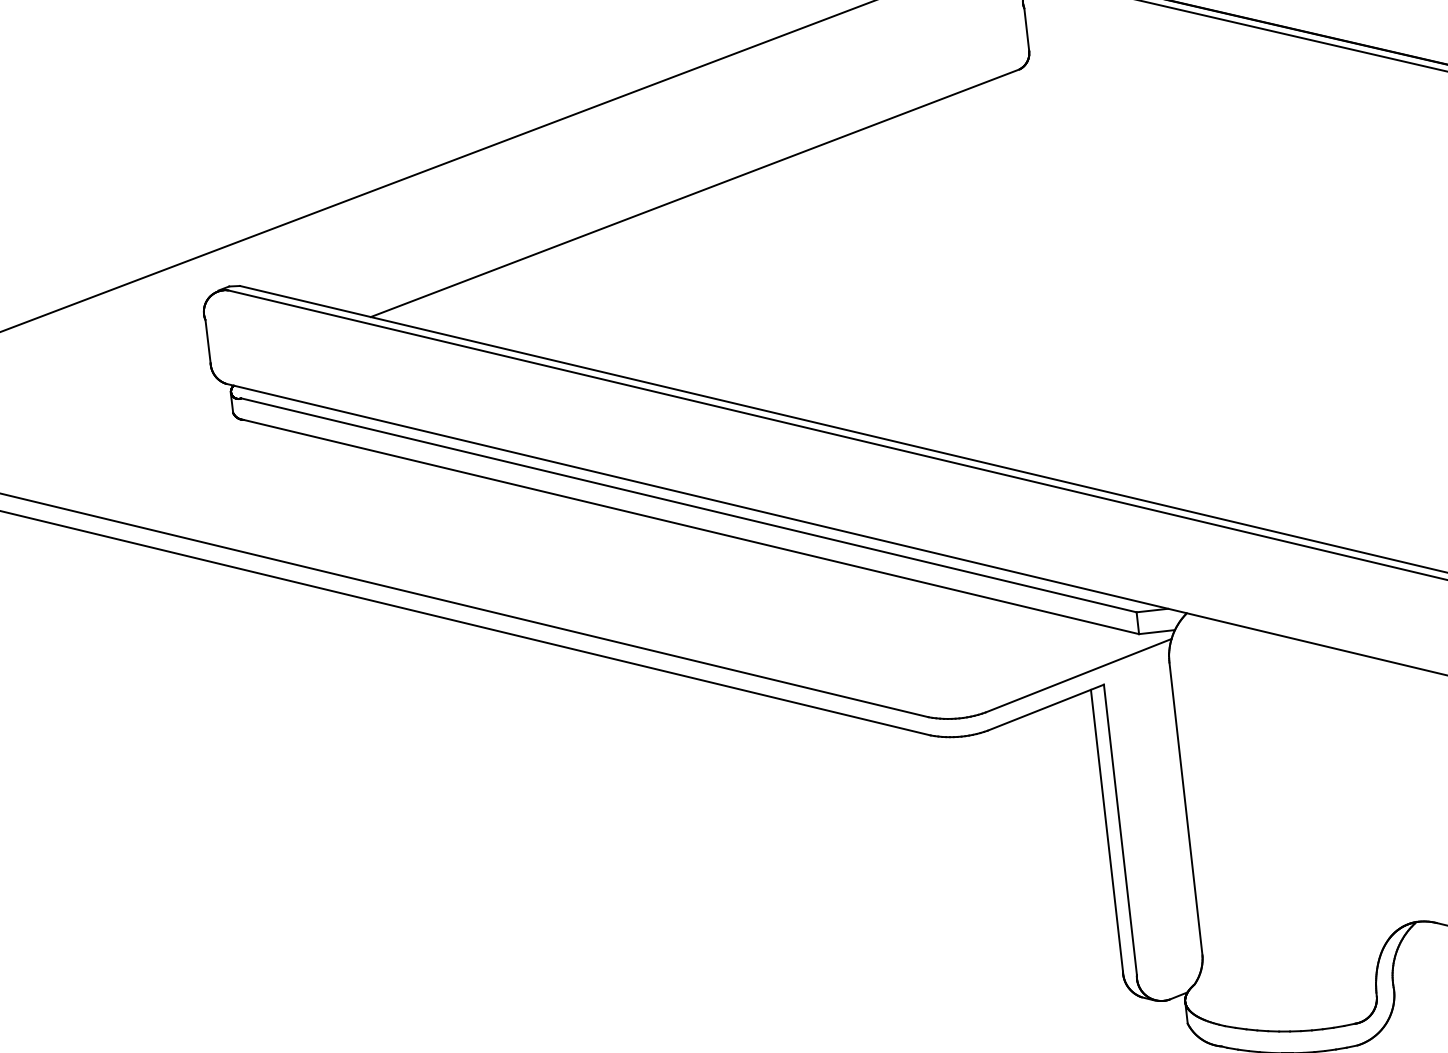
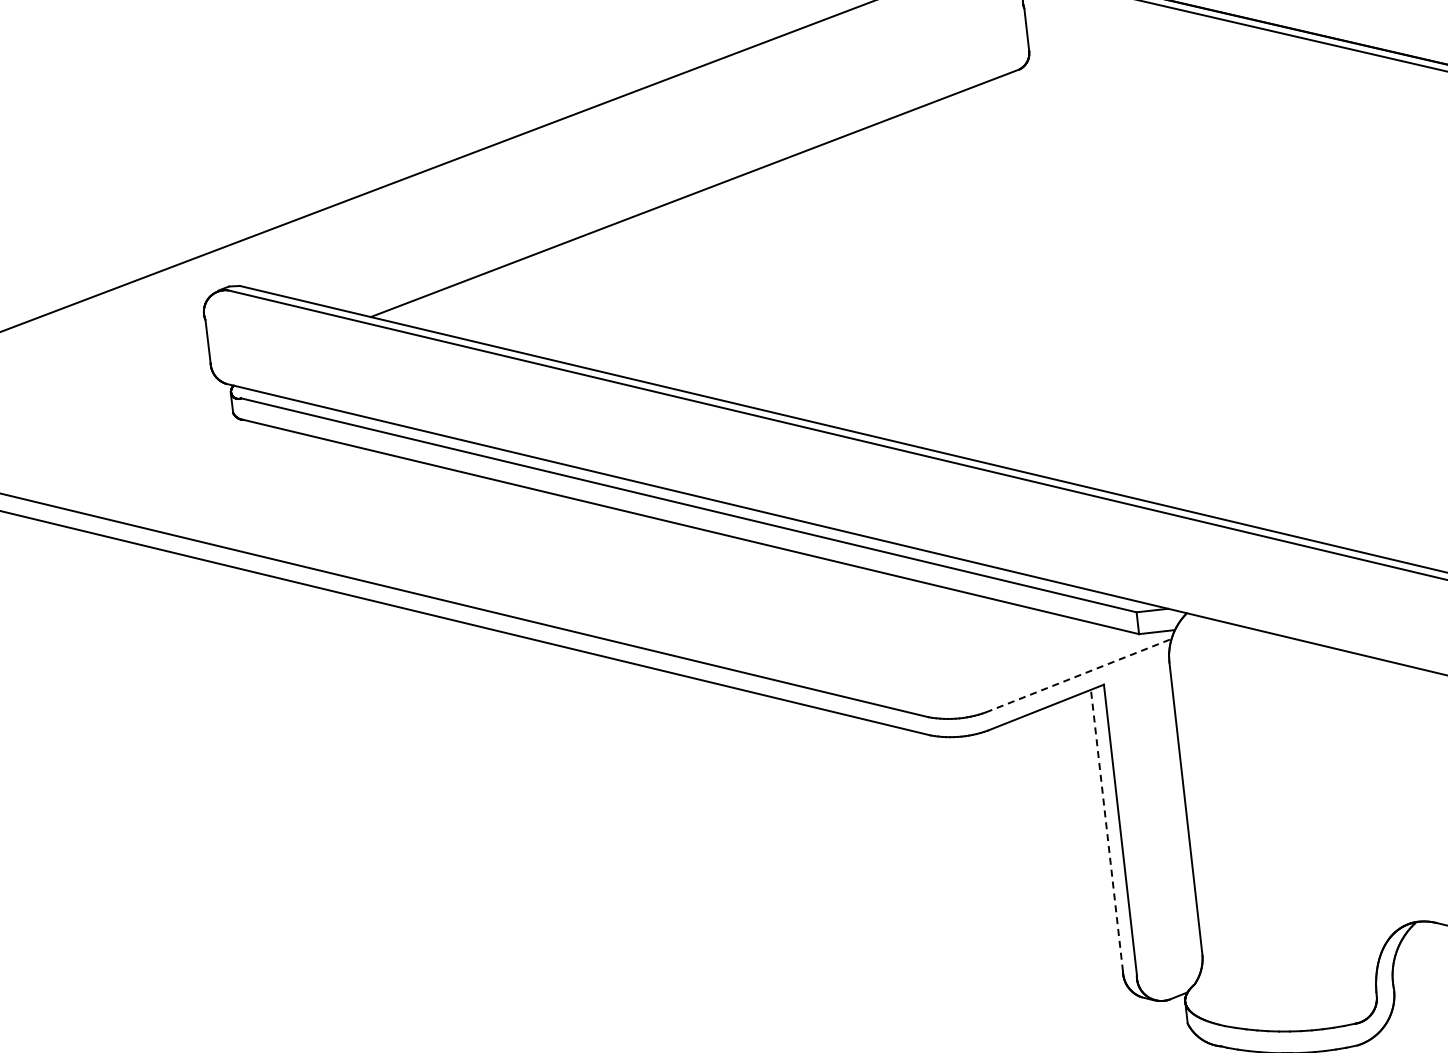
line: solid -> dashed (1078, 675)
line: solid -> dashed (1106, 830)
